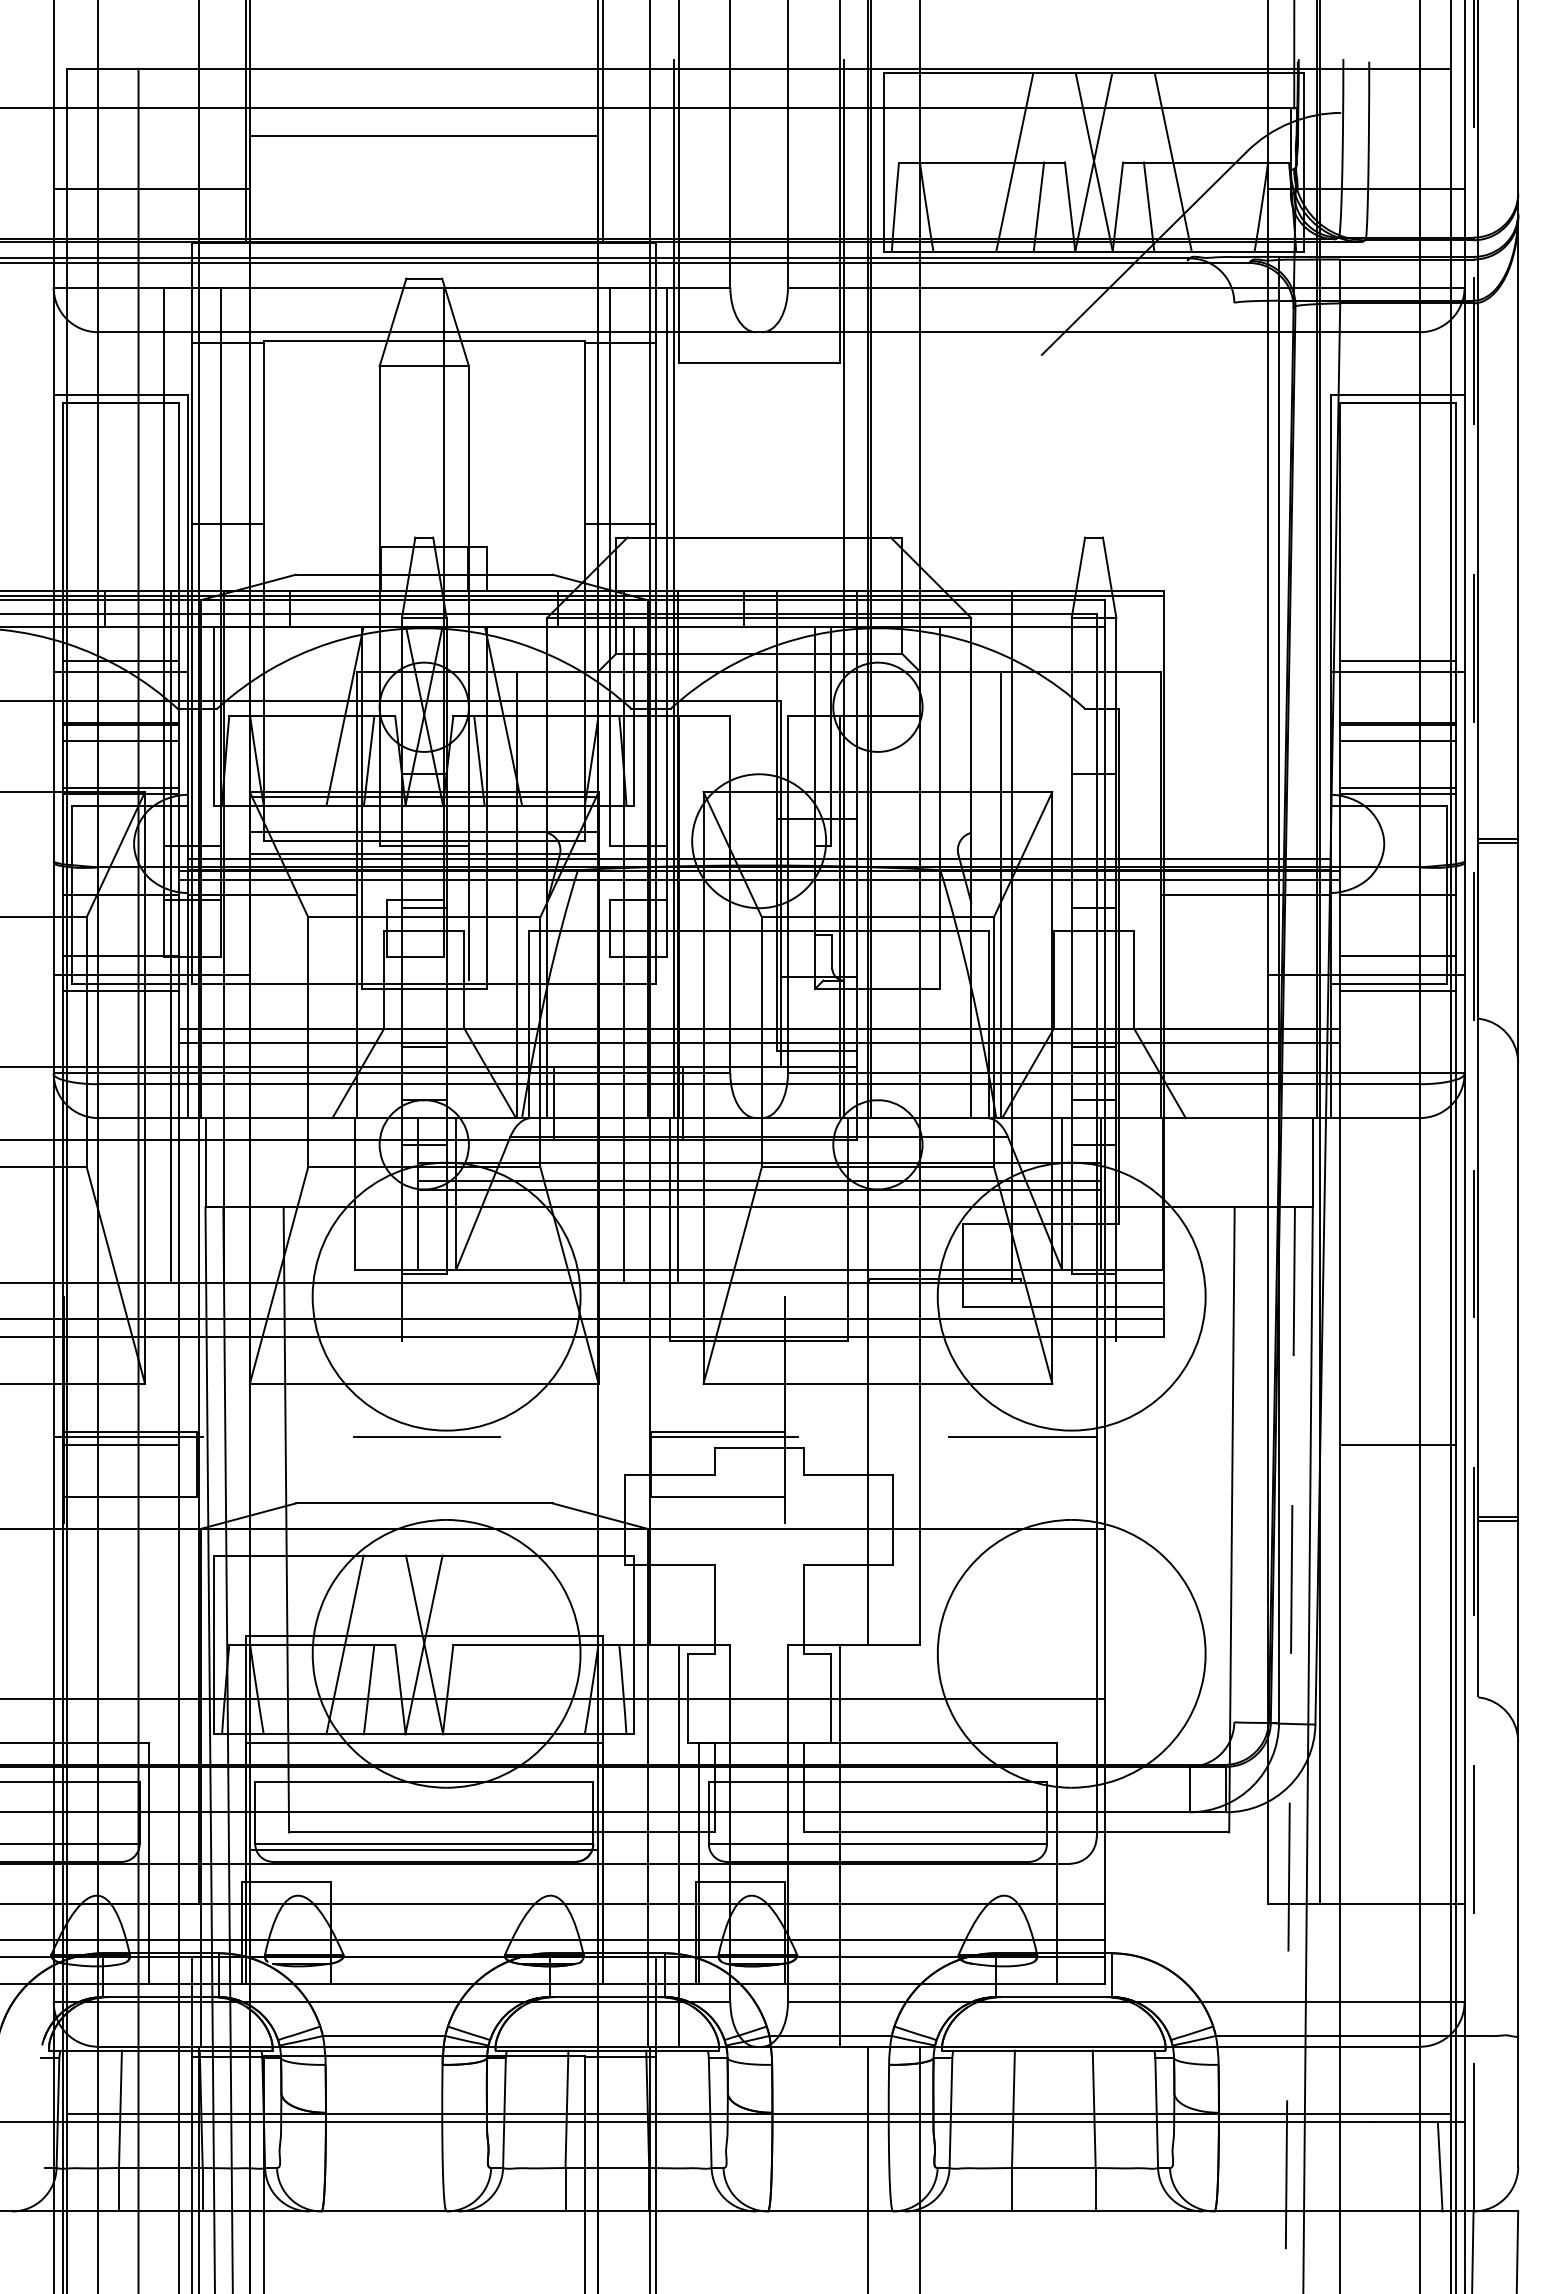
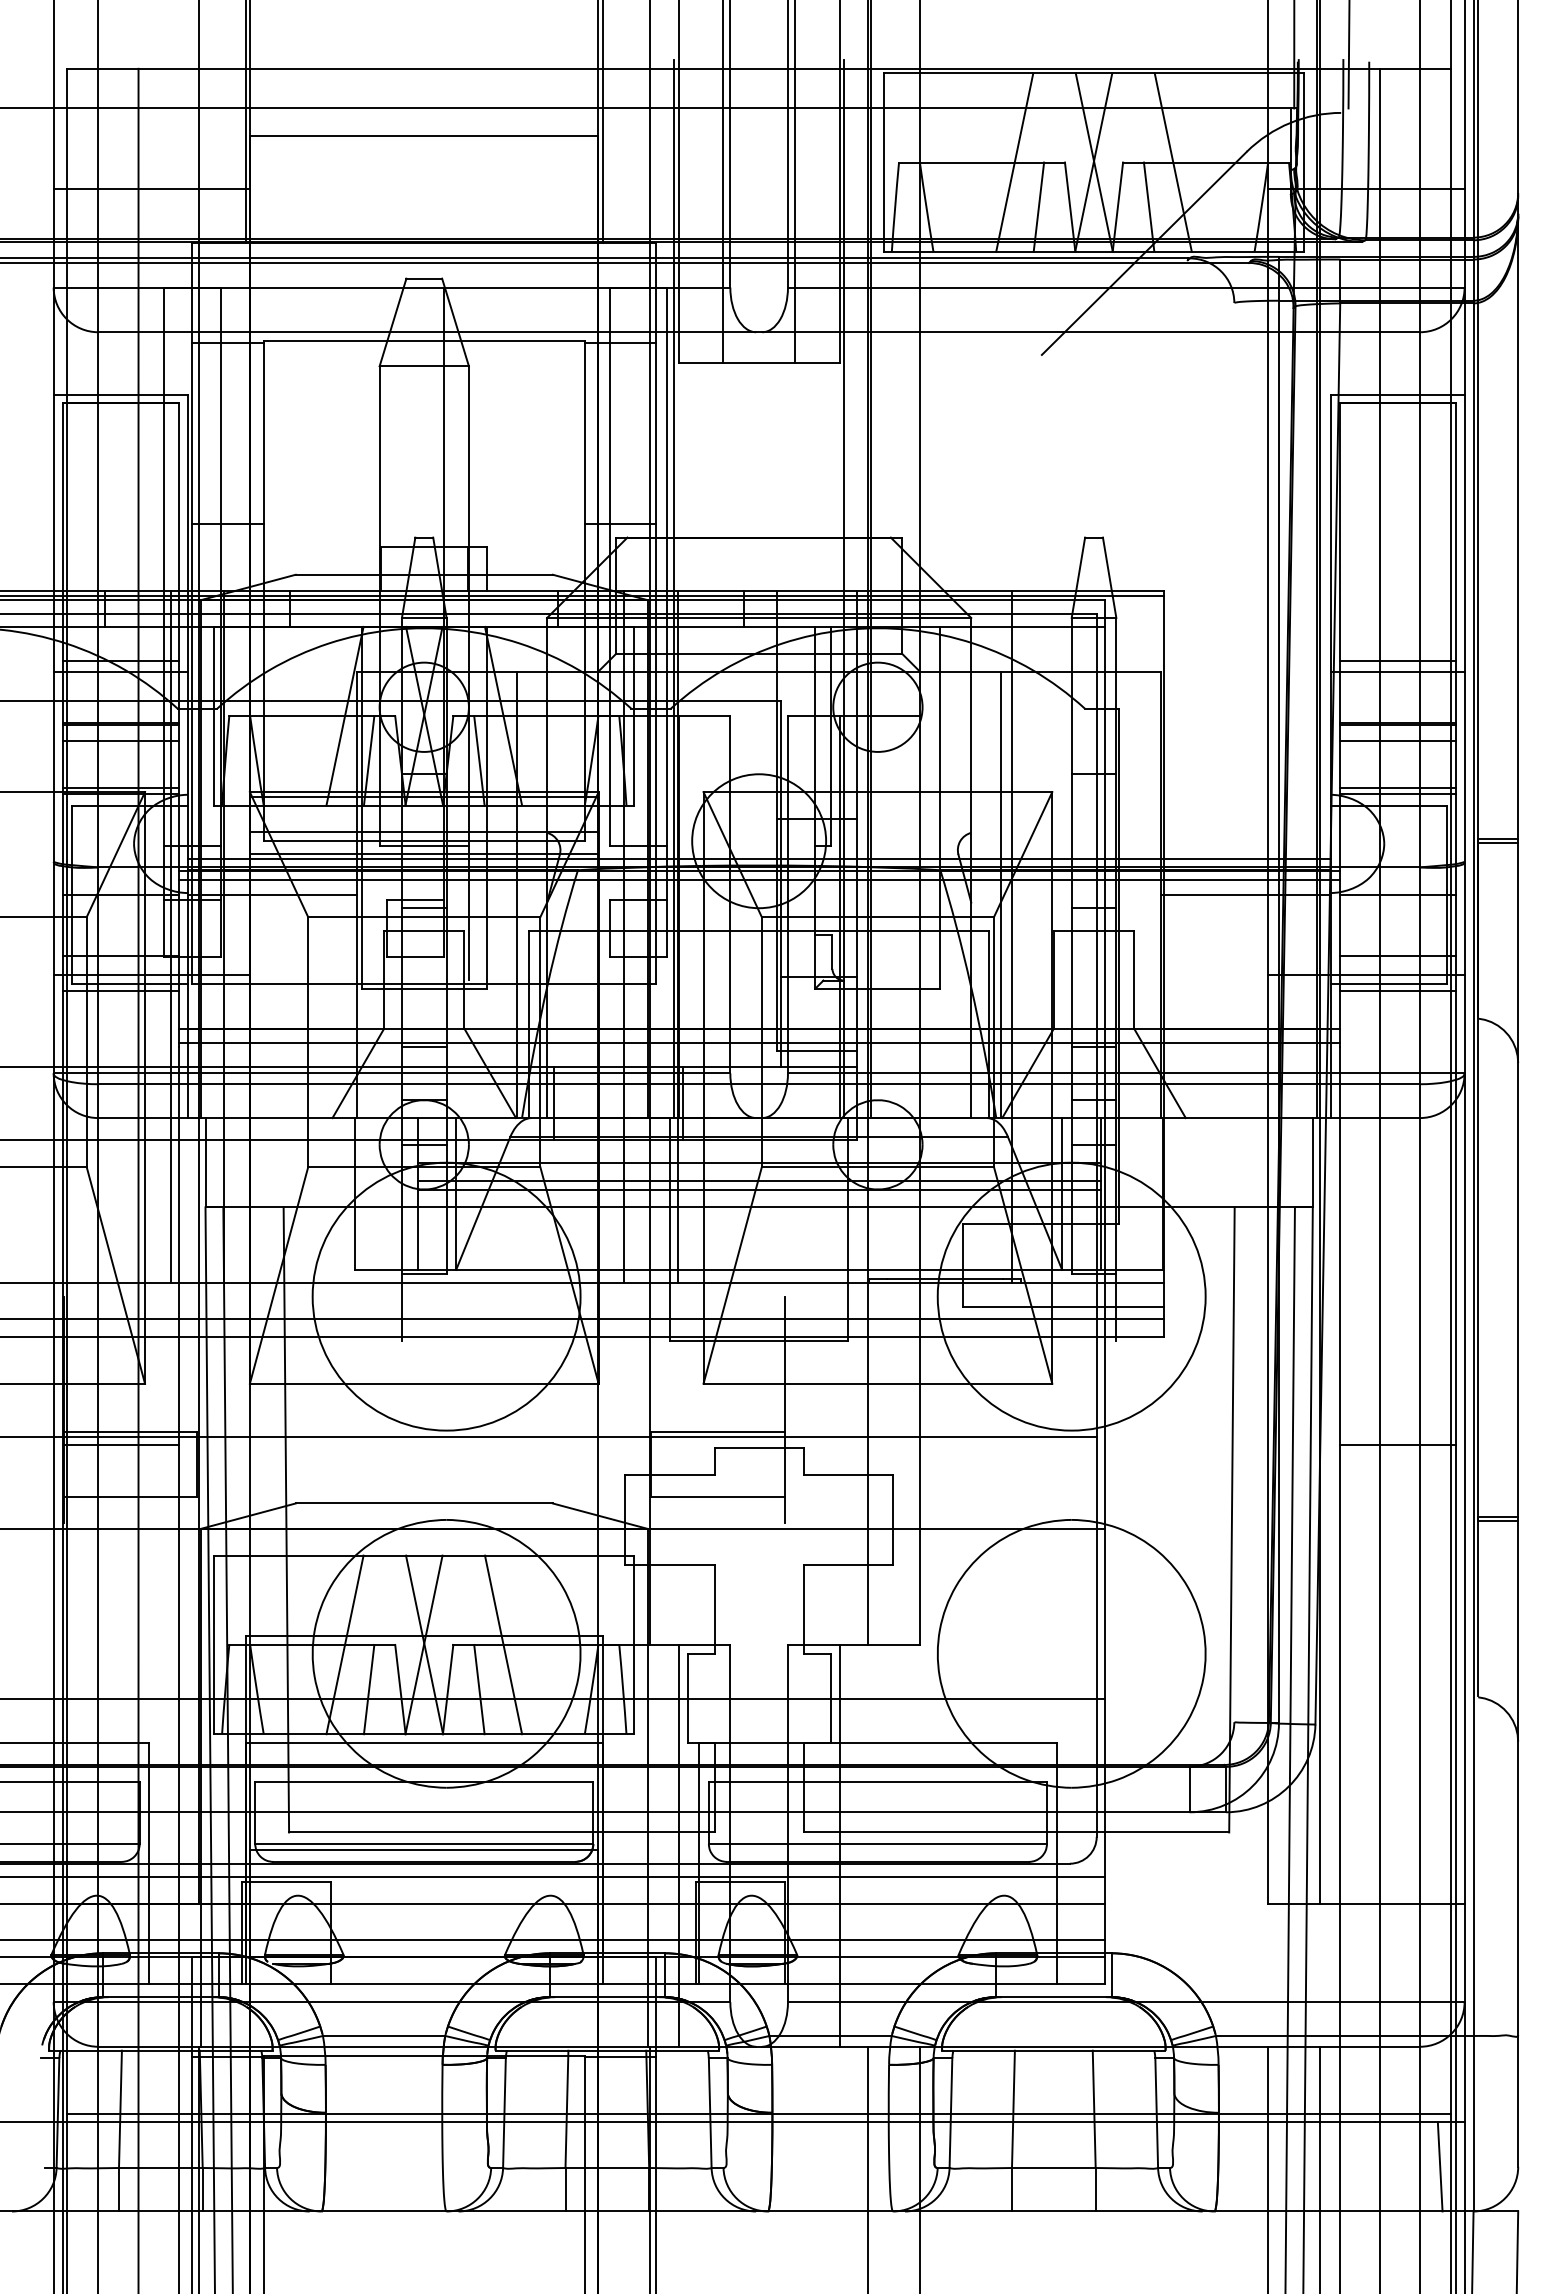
line: none -> present (1348, 55)
line: none -> present (723, 182)
line: none -> present (794, 182)
line: dashed -> solid (1473, 1105)
line: none -> present (1379, 1179)
line: dashed -> solid (548, 1437)
line: none -> present (503, 1644)
line: none -> present (479, 1689)
line: dashed -> solid (1290, 1750)
line: none -> present (553, 1877)
line: none -> present (1268, 2168)
line: none -> present (1319, 2168)
